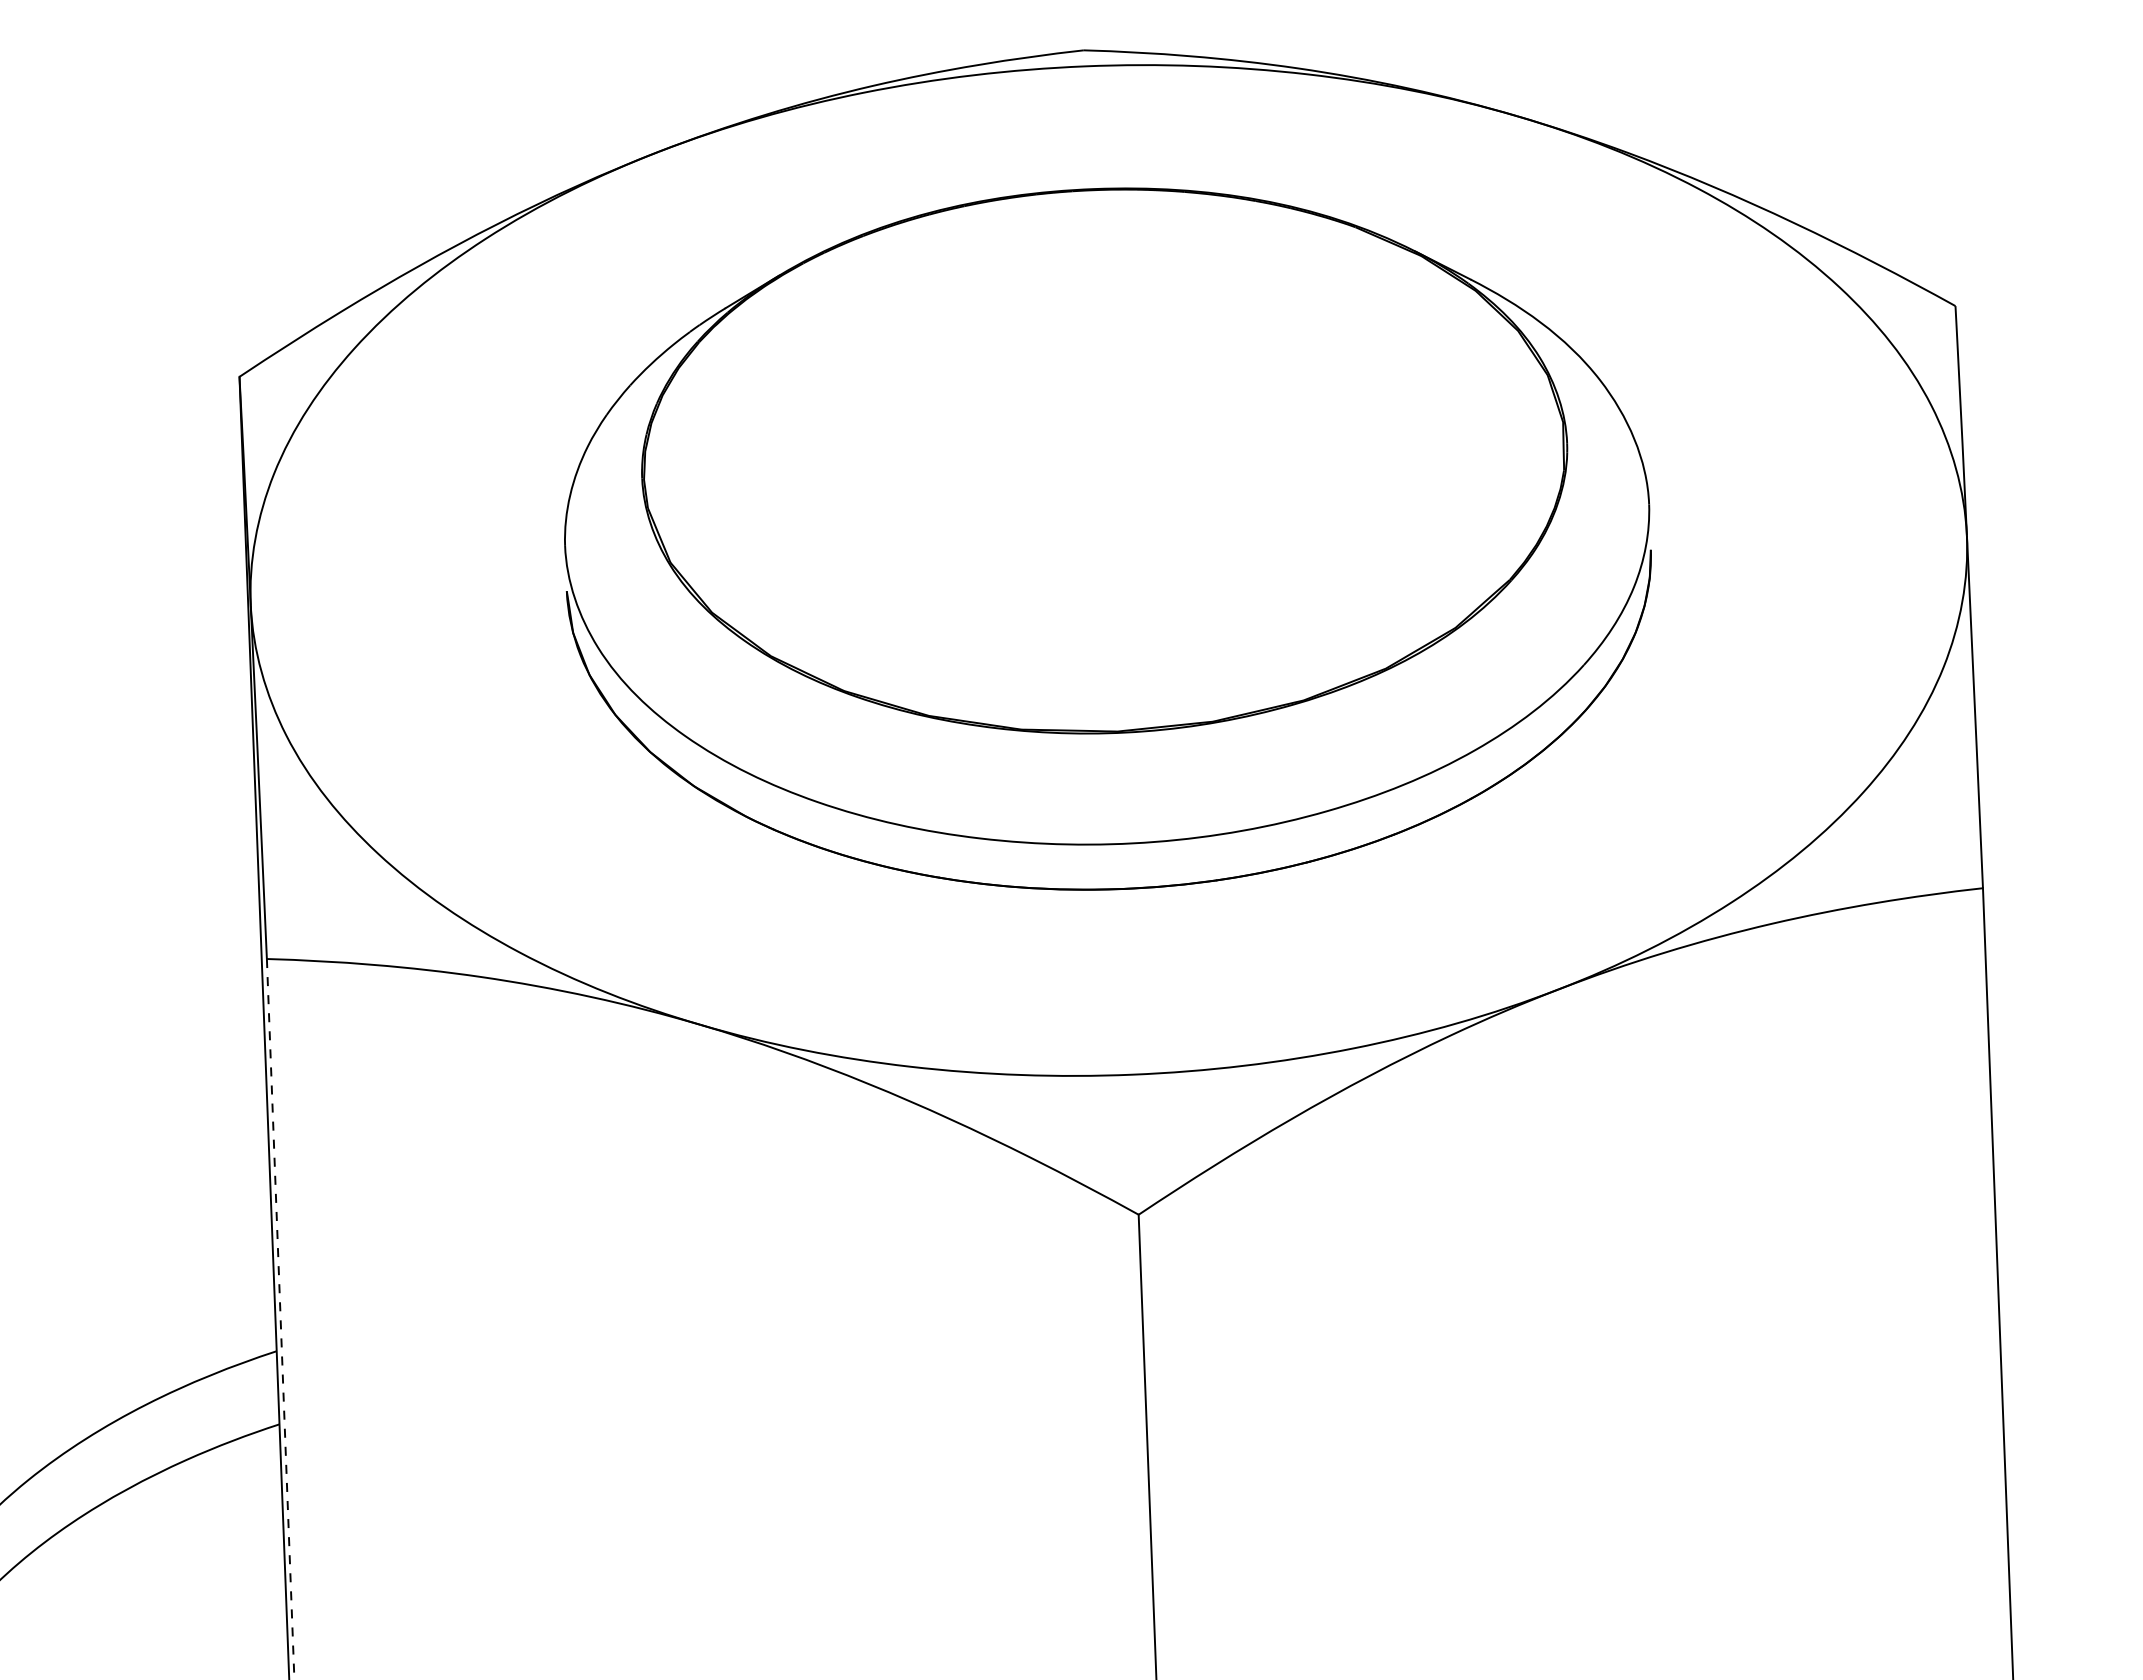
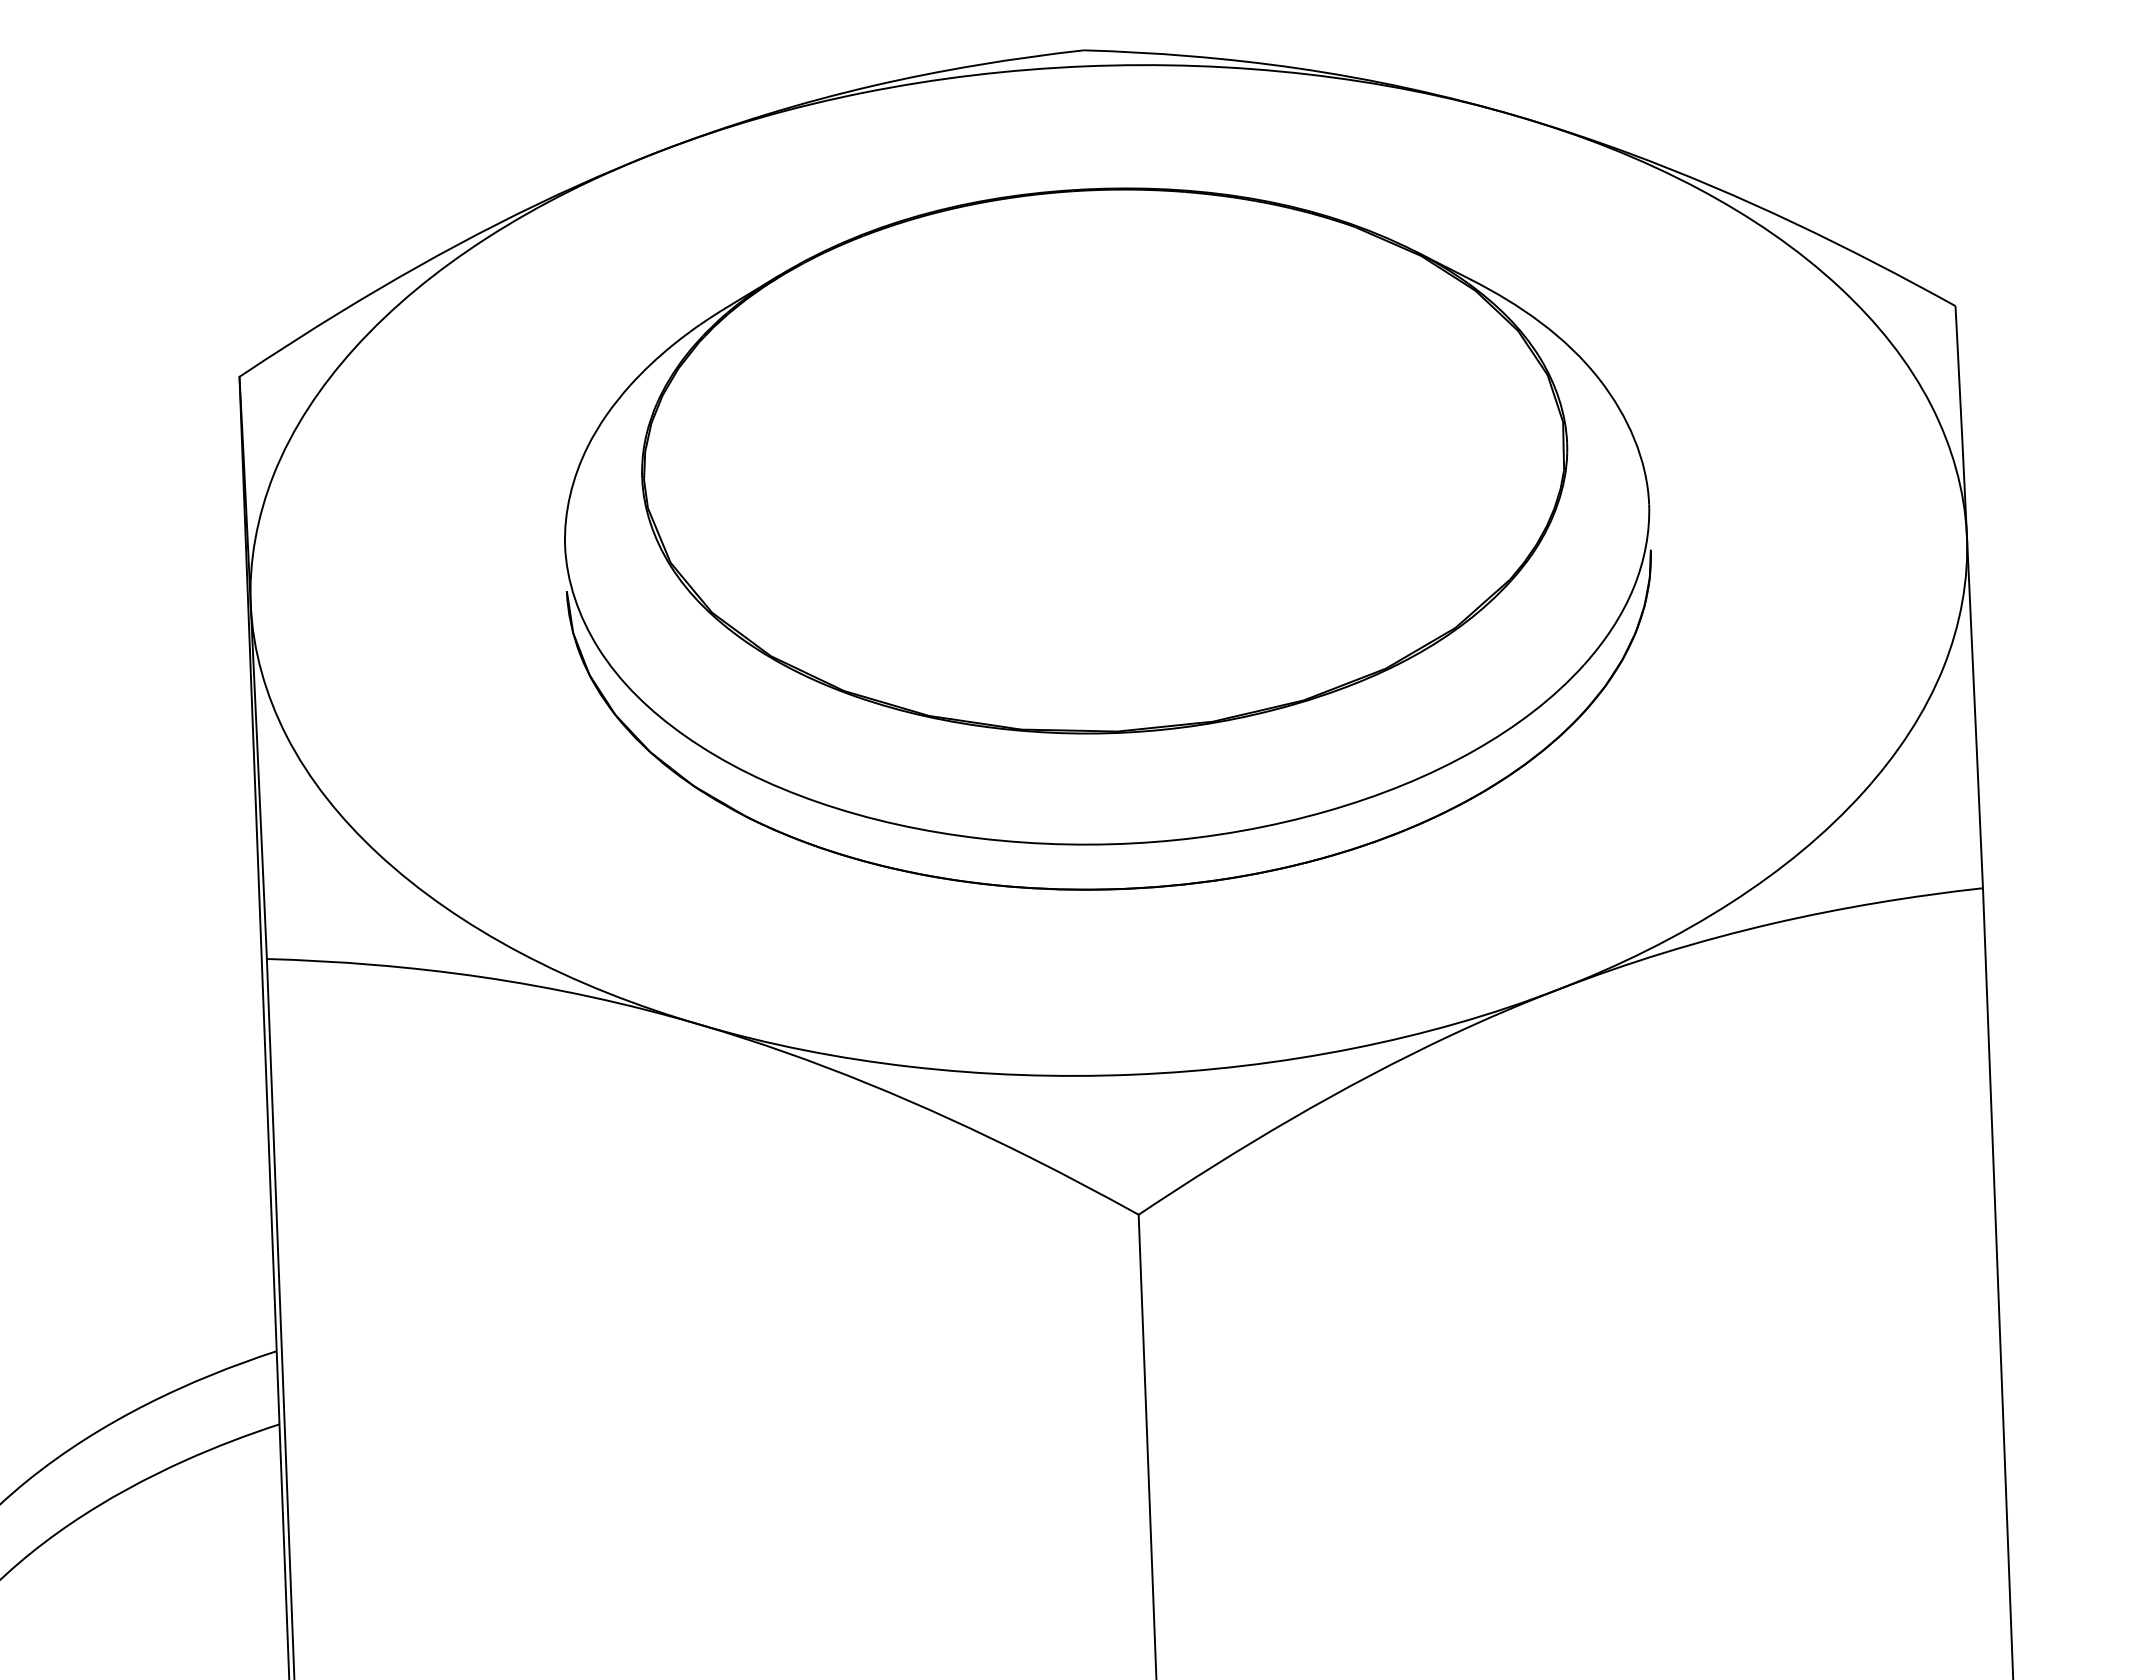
line: dashed -> solid (280, 1319)
